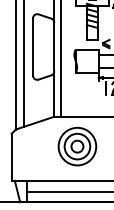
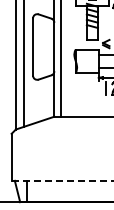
part: present -> none (77, 146)
line: solid -> dashed (62, 180)
line: present -> none (68, 191)
